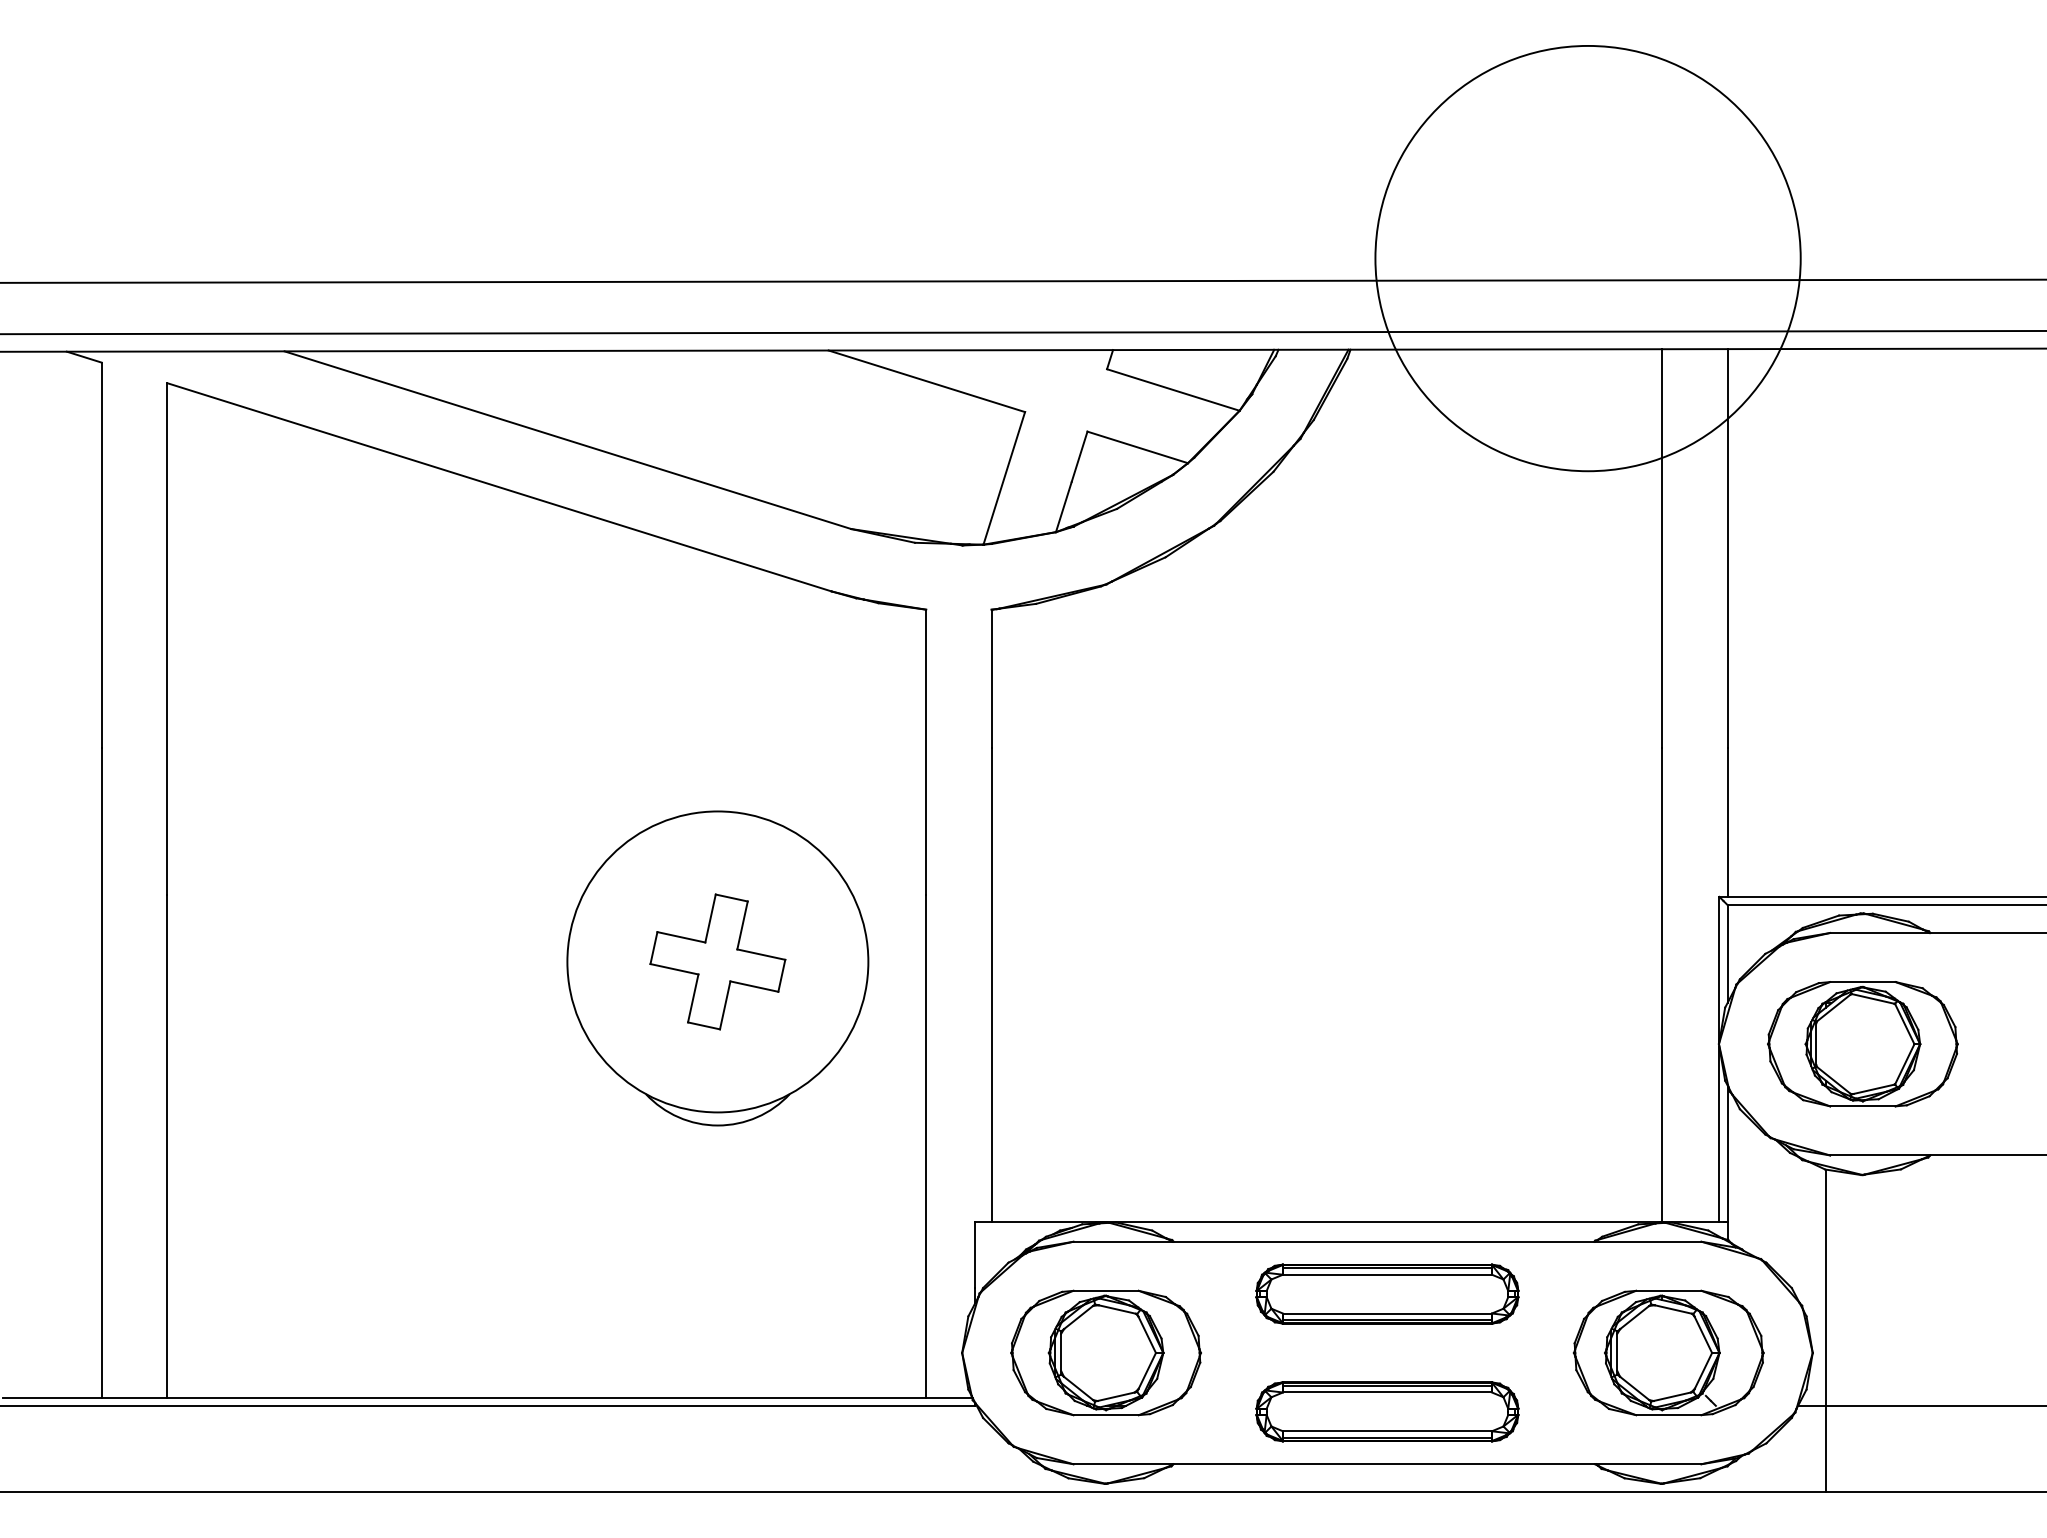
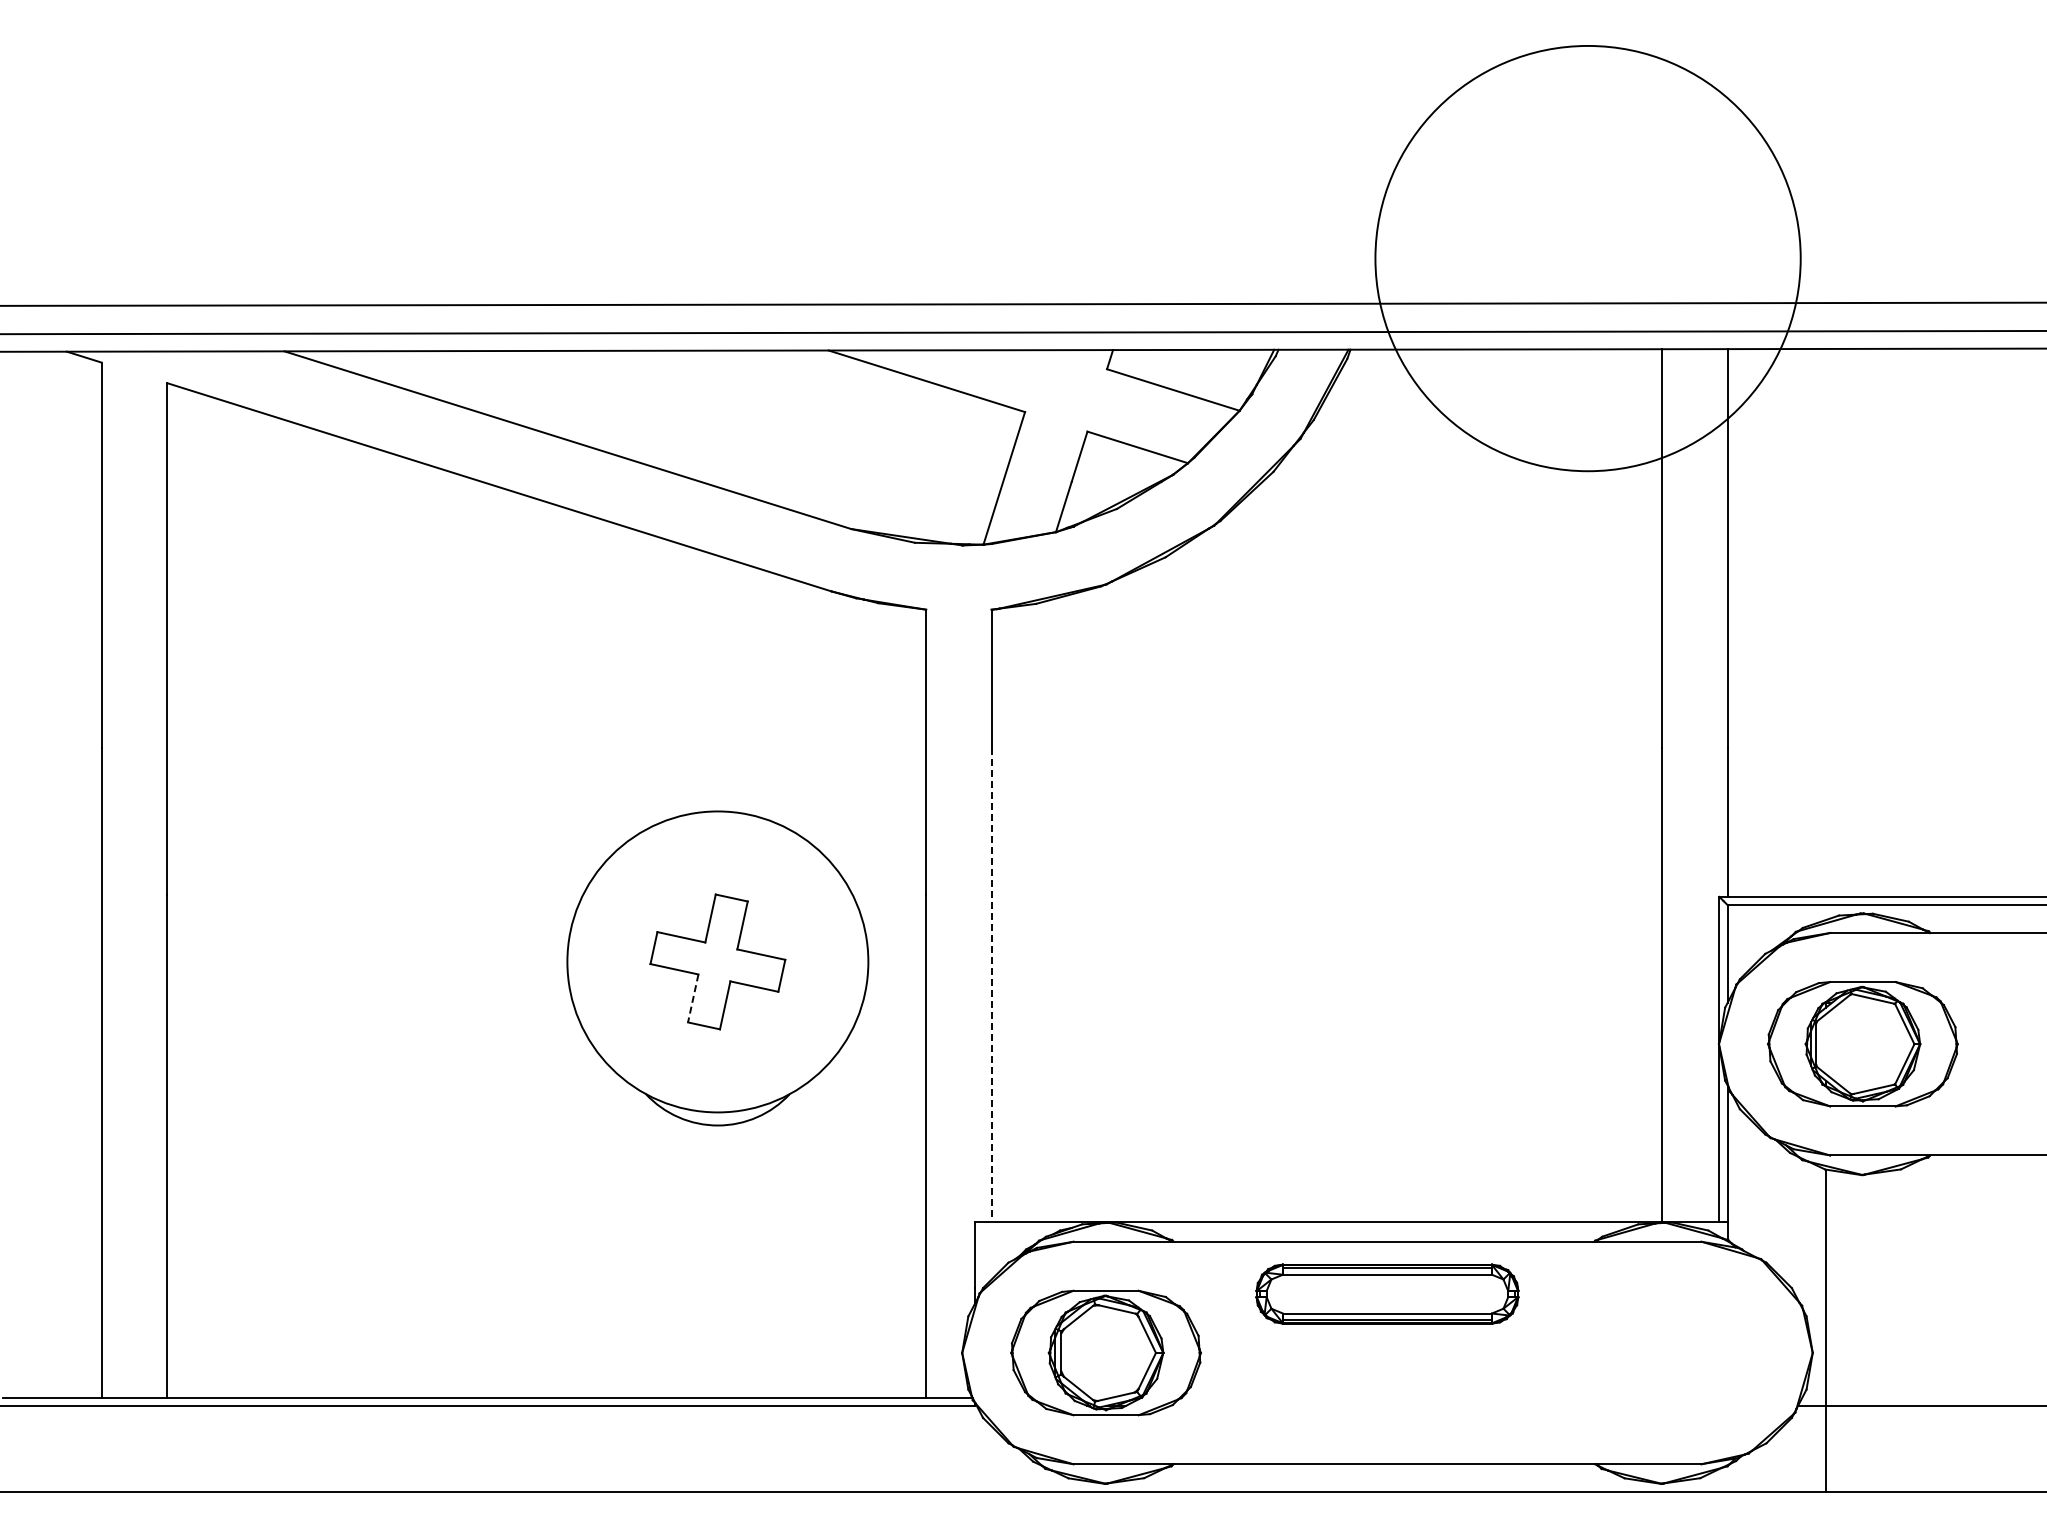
line position: (1022, 280) -> (1022, 303) (1022, 303)
line: solid -> dashed (991, 985)
line: solid -> dashed (693, 998)
part: present -> none (1668, 1352)
part: present -> none (1387, 1411)
